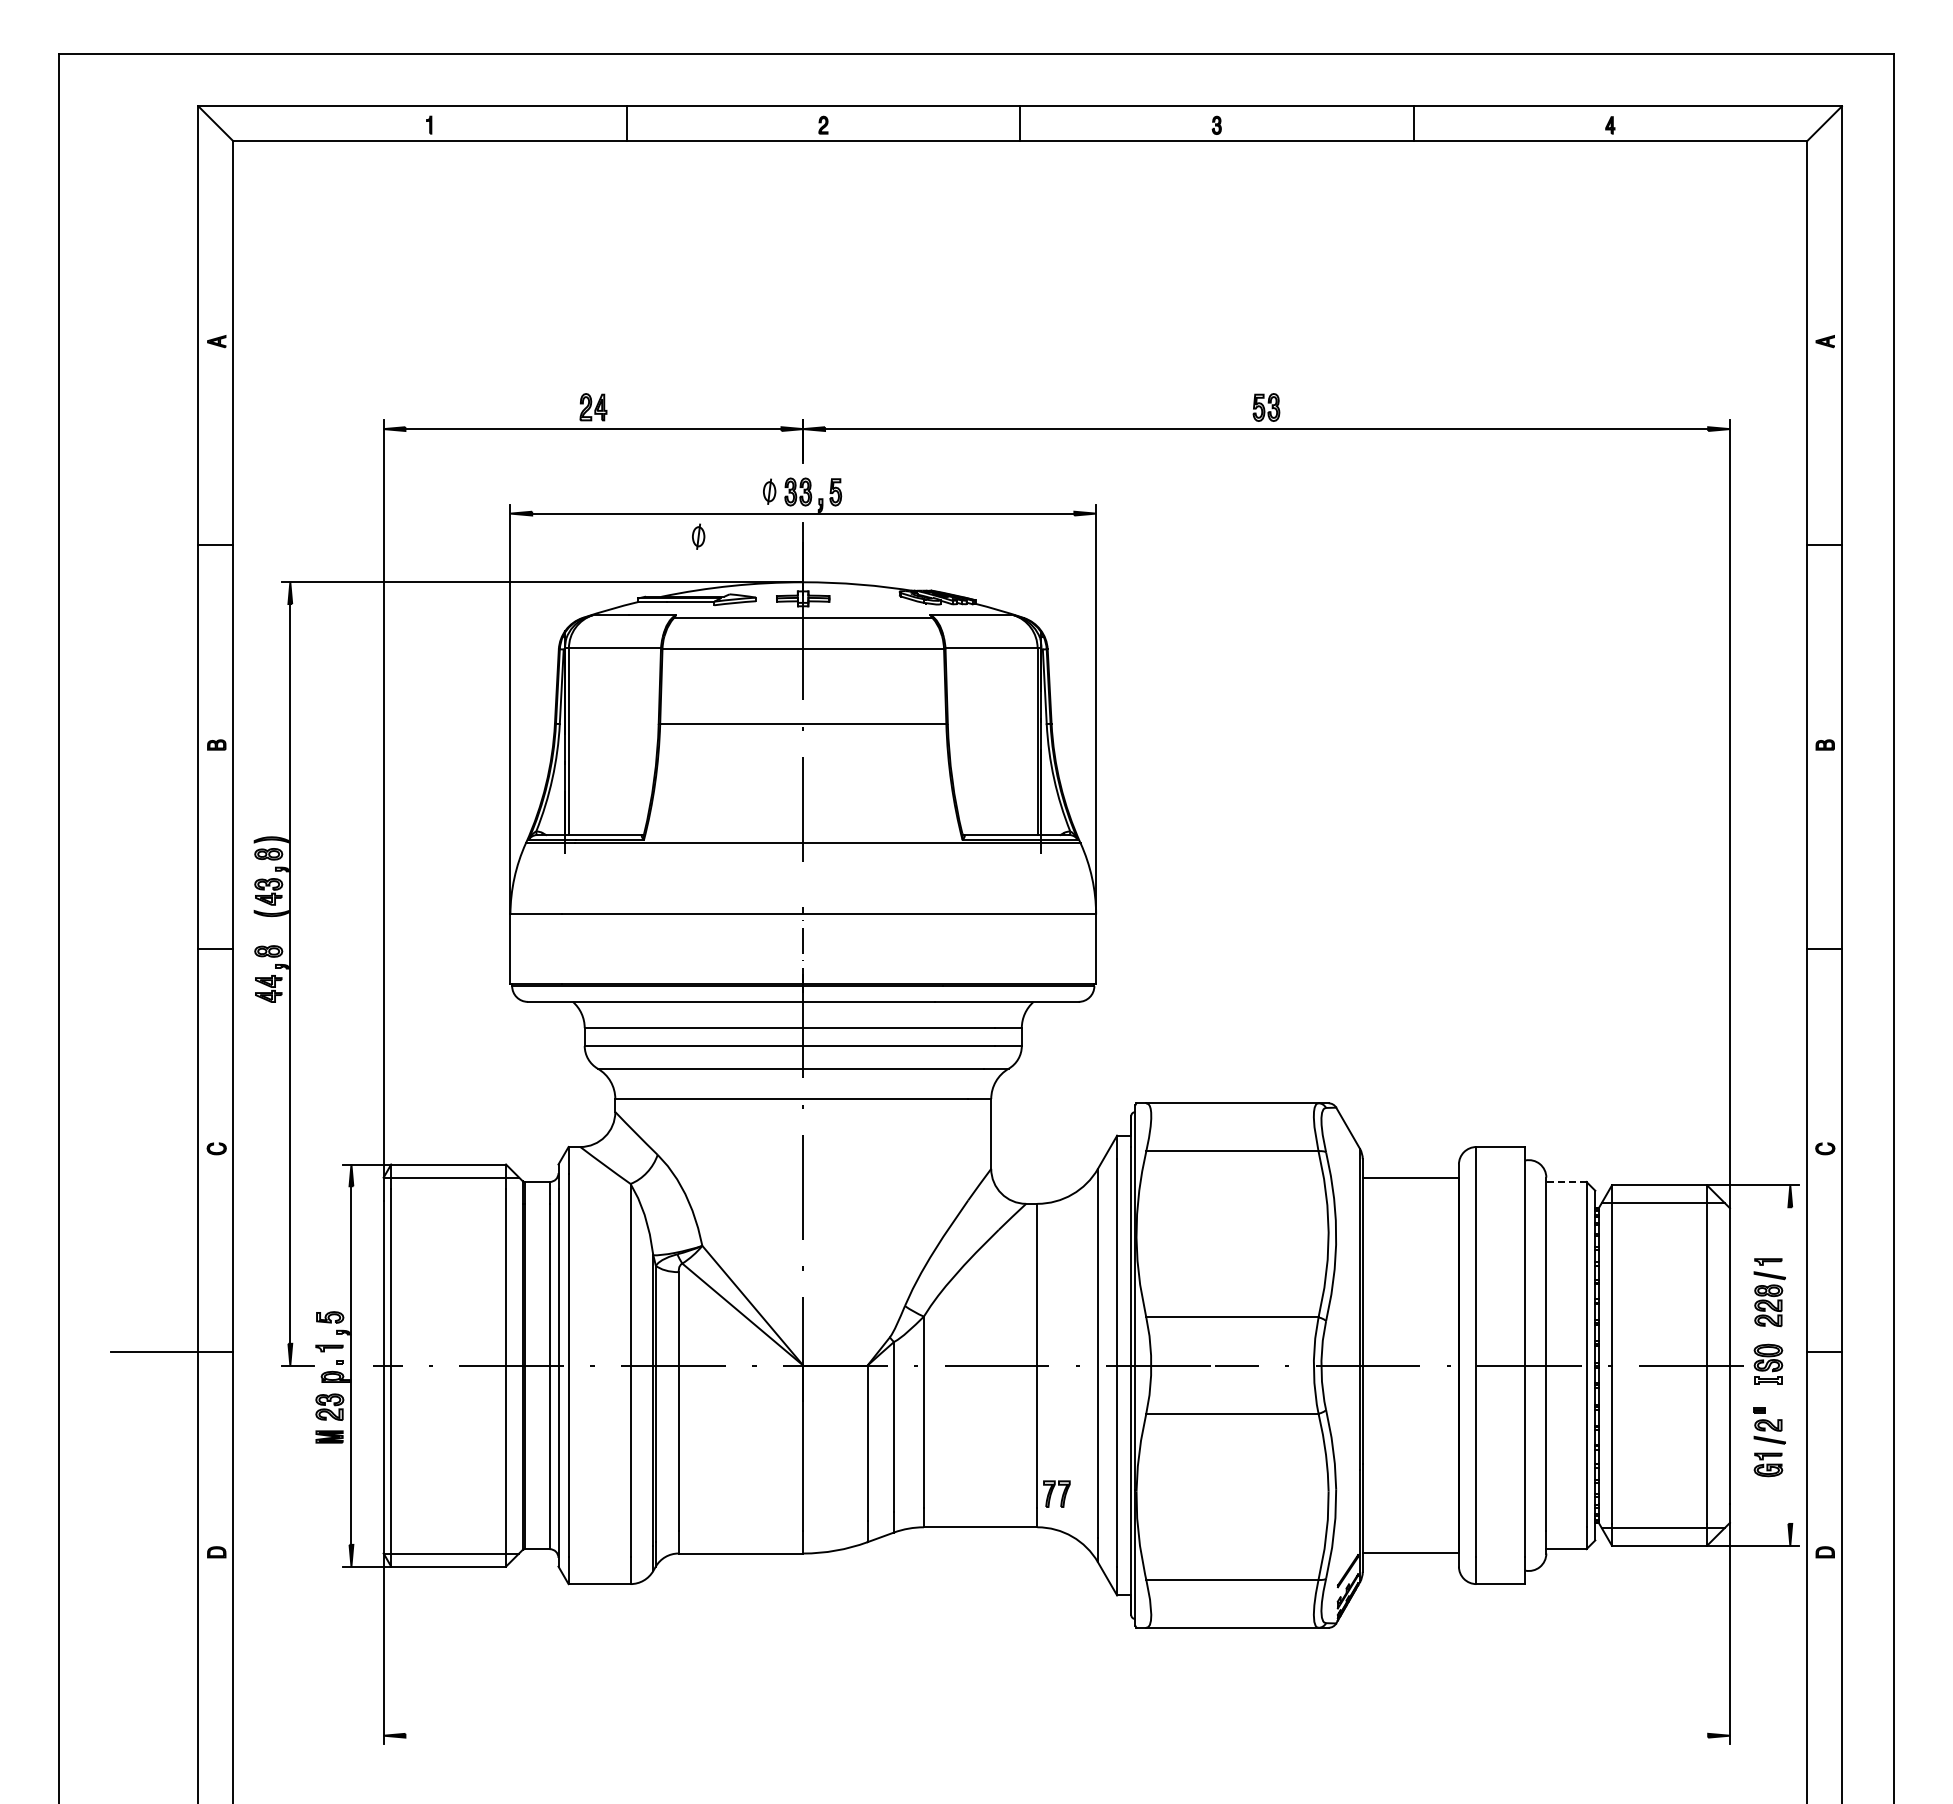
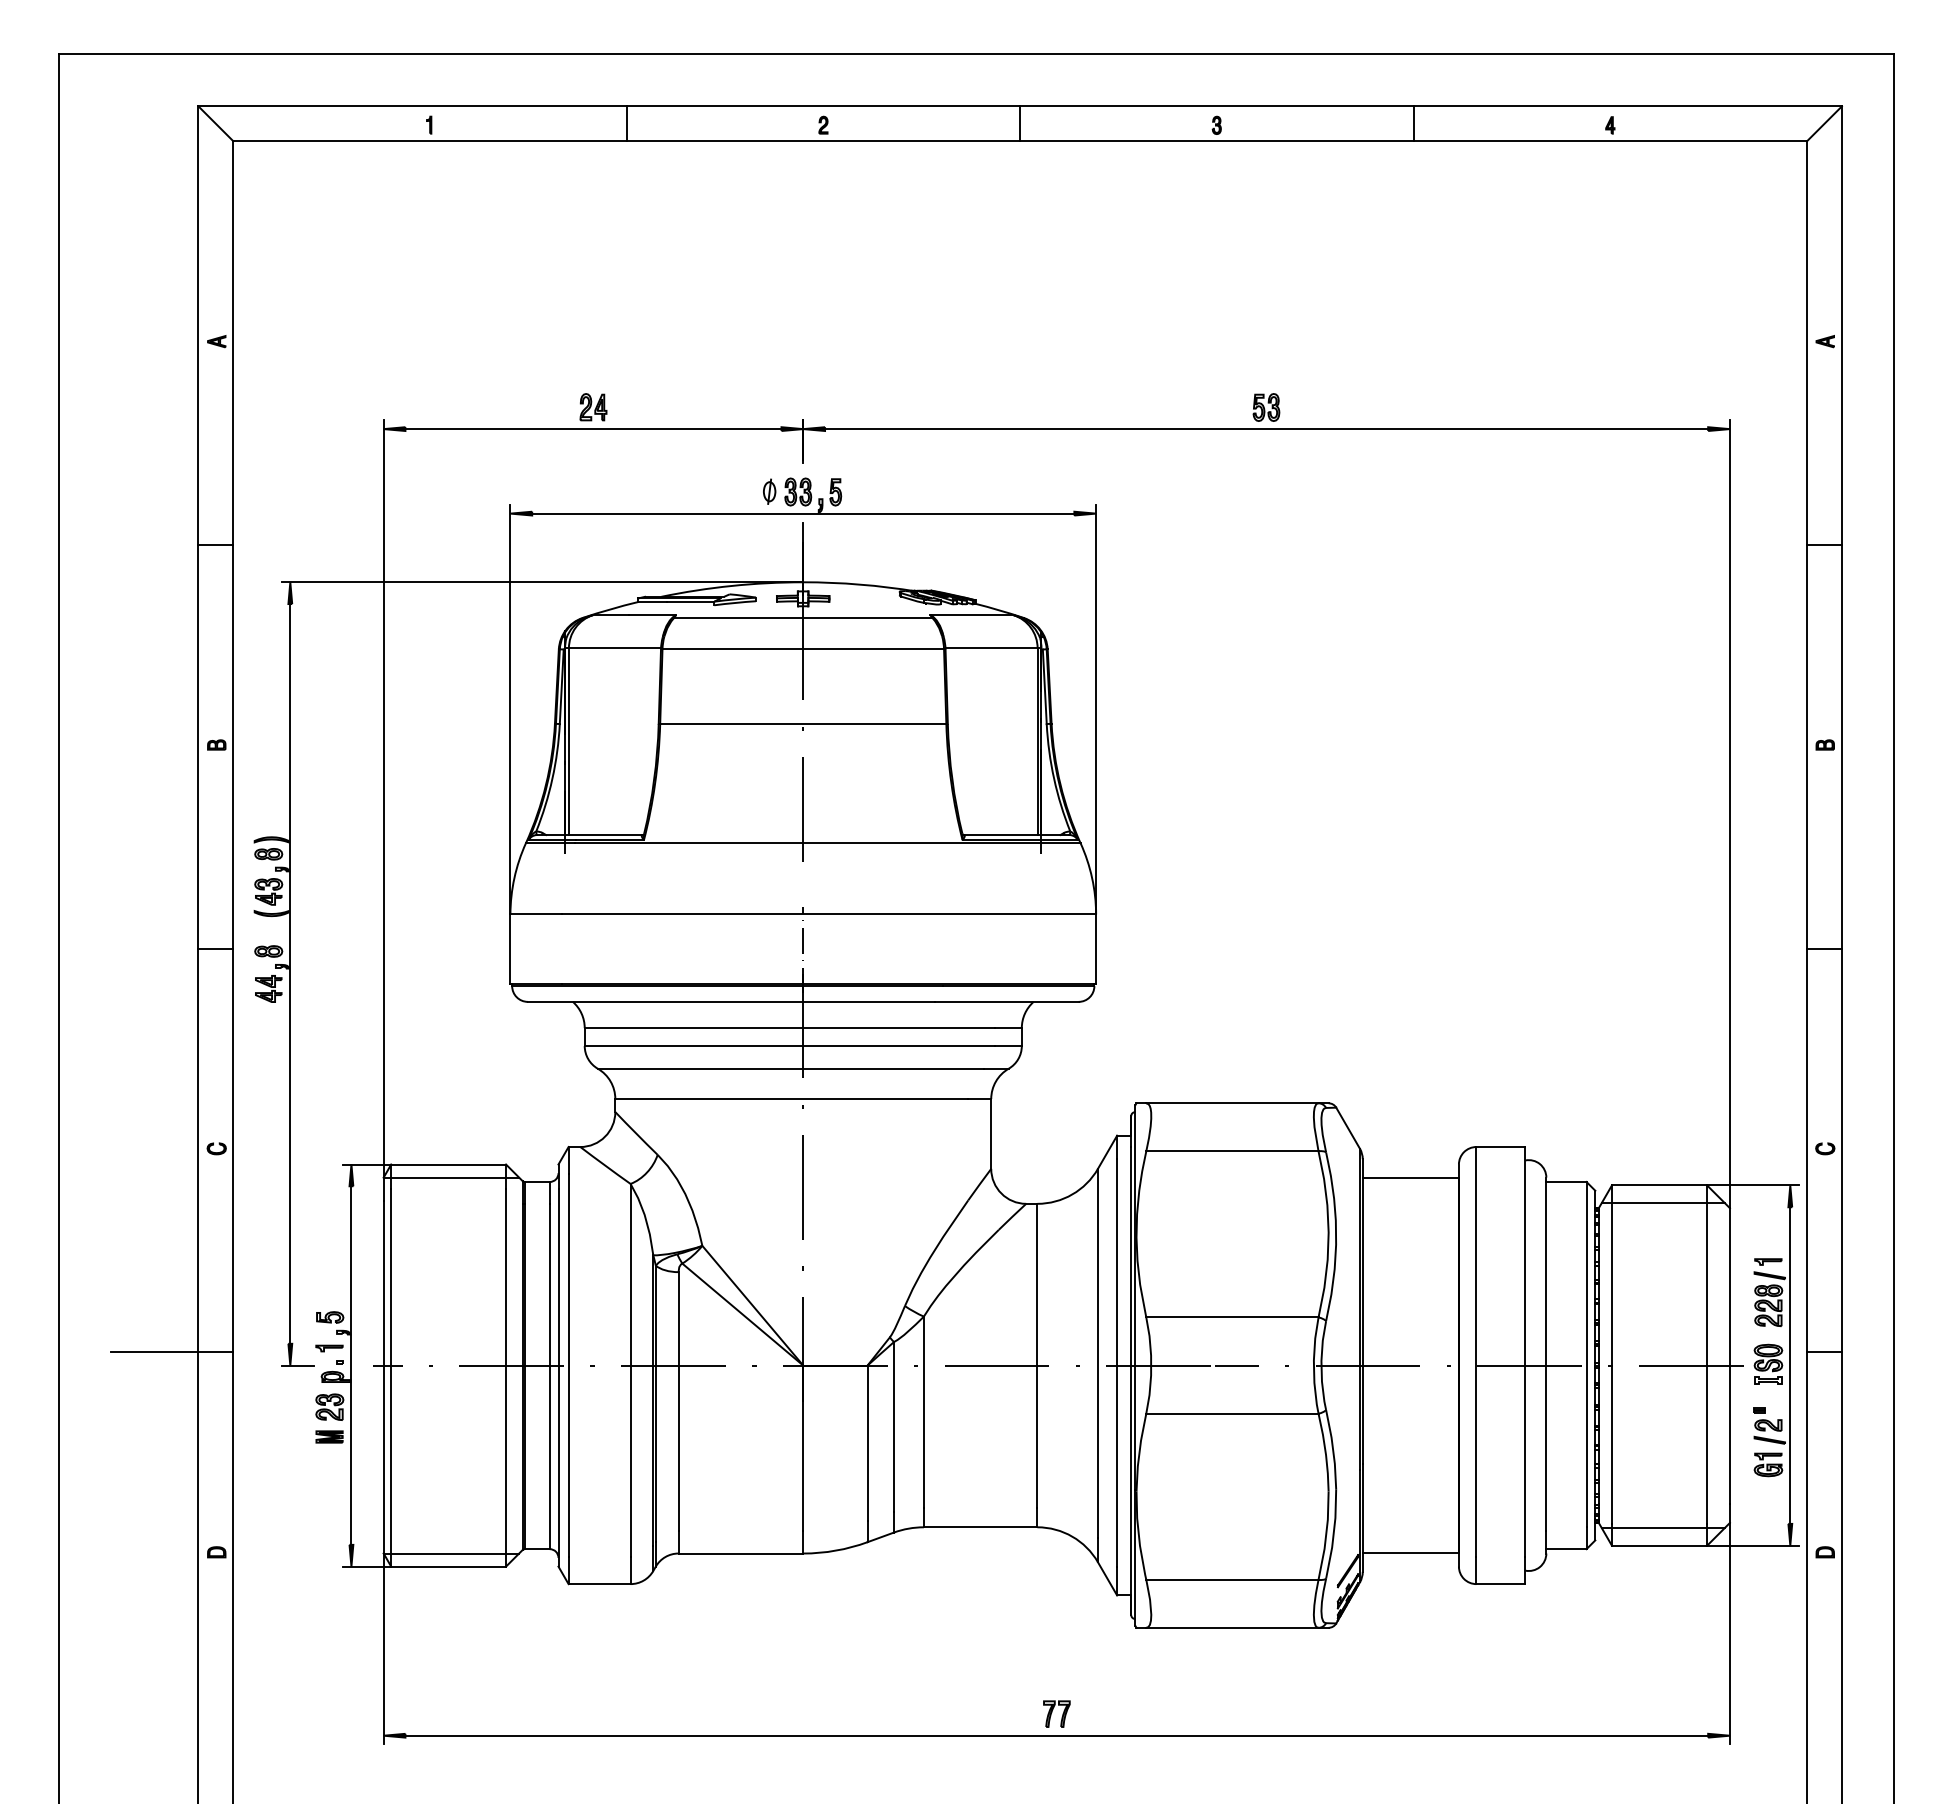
part: present -> none (698, 536)
line: dashed -> solid (1565, 1181)
line: none -> present (1790, 1365)
part position: (1056, 1493) -> (1056, 1713) (1056, 1713)
line: none -> present (1056, 1735)
